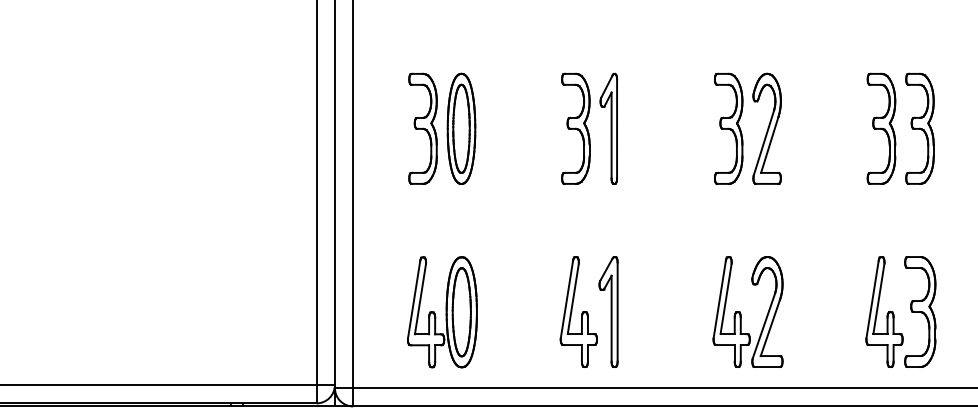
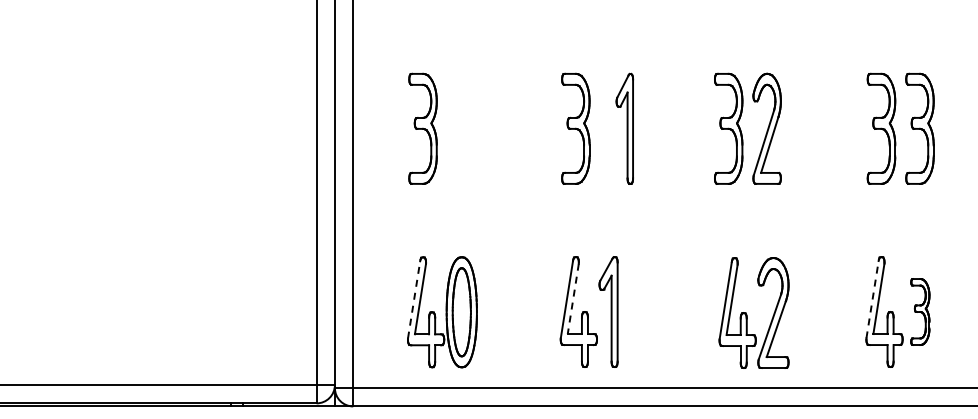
part: present -> none (461, 128)
part position: (608, 128) -> (624, 128) (624, 128)
line: solid -> dashed (573, 298)
line: solid -> dashed (414, 299)
line: solid -> dashed (872, 299)
part size: 33x112 px -> 21x68 px (920, 311)
part position: (741, 313) -> (747, 314) (747, 314)
